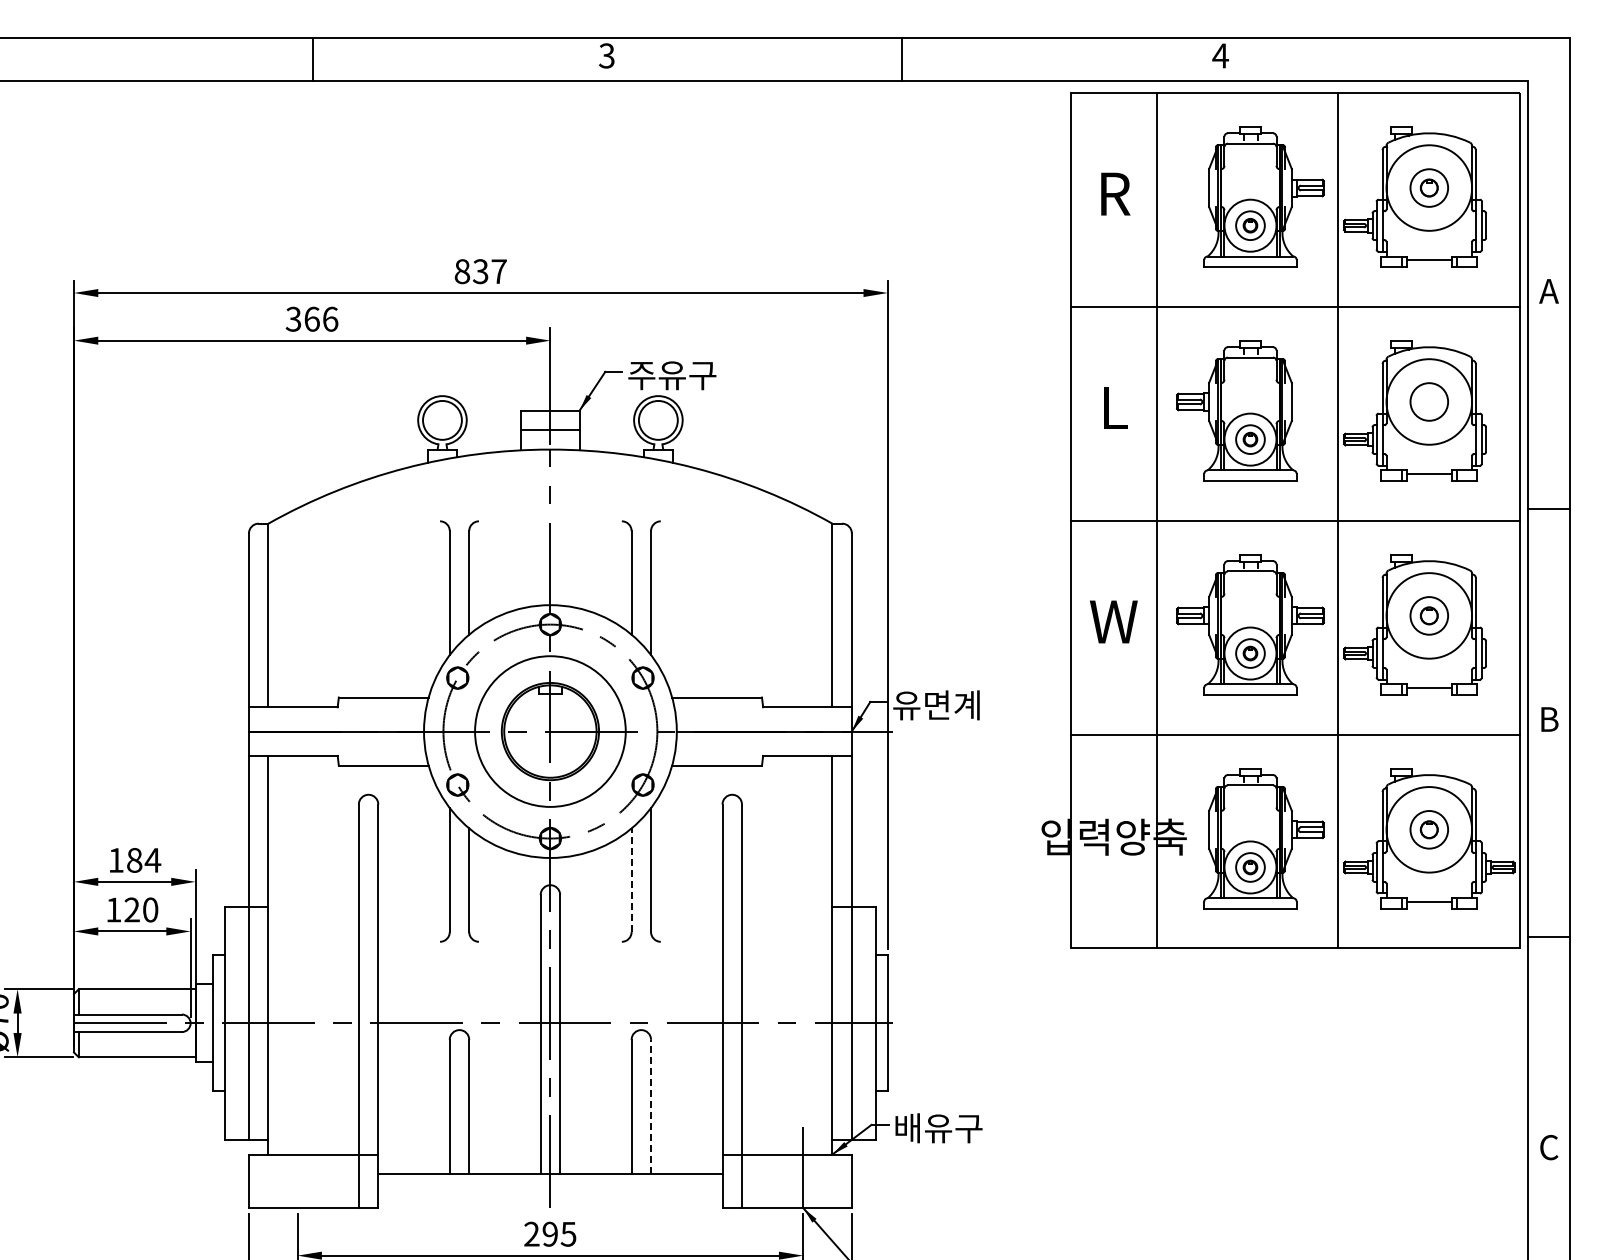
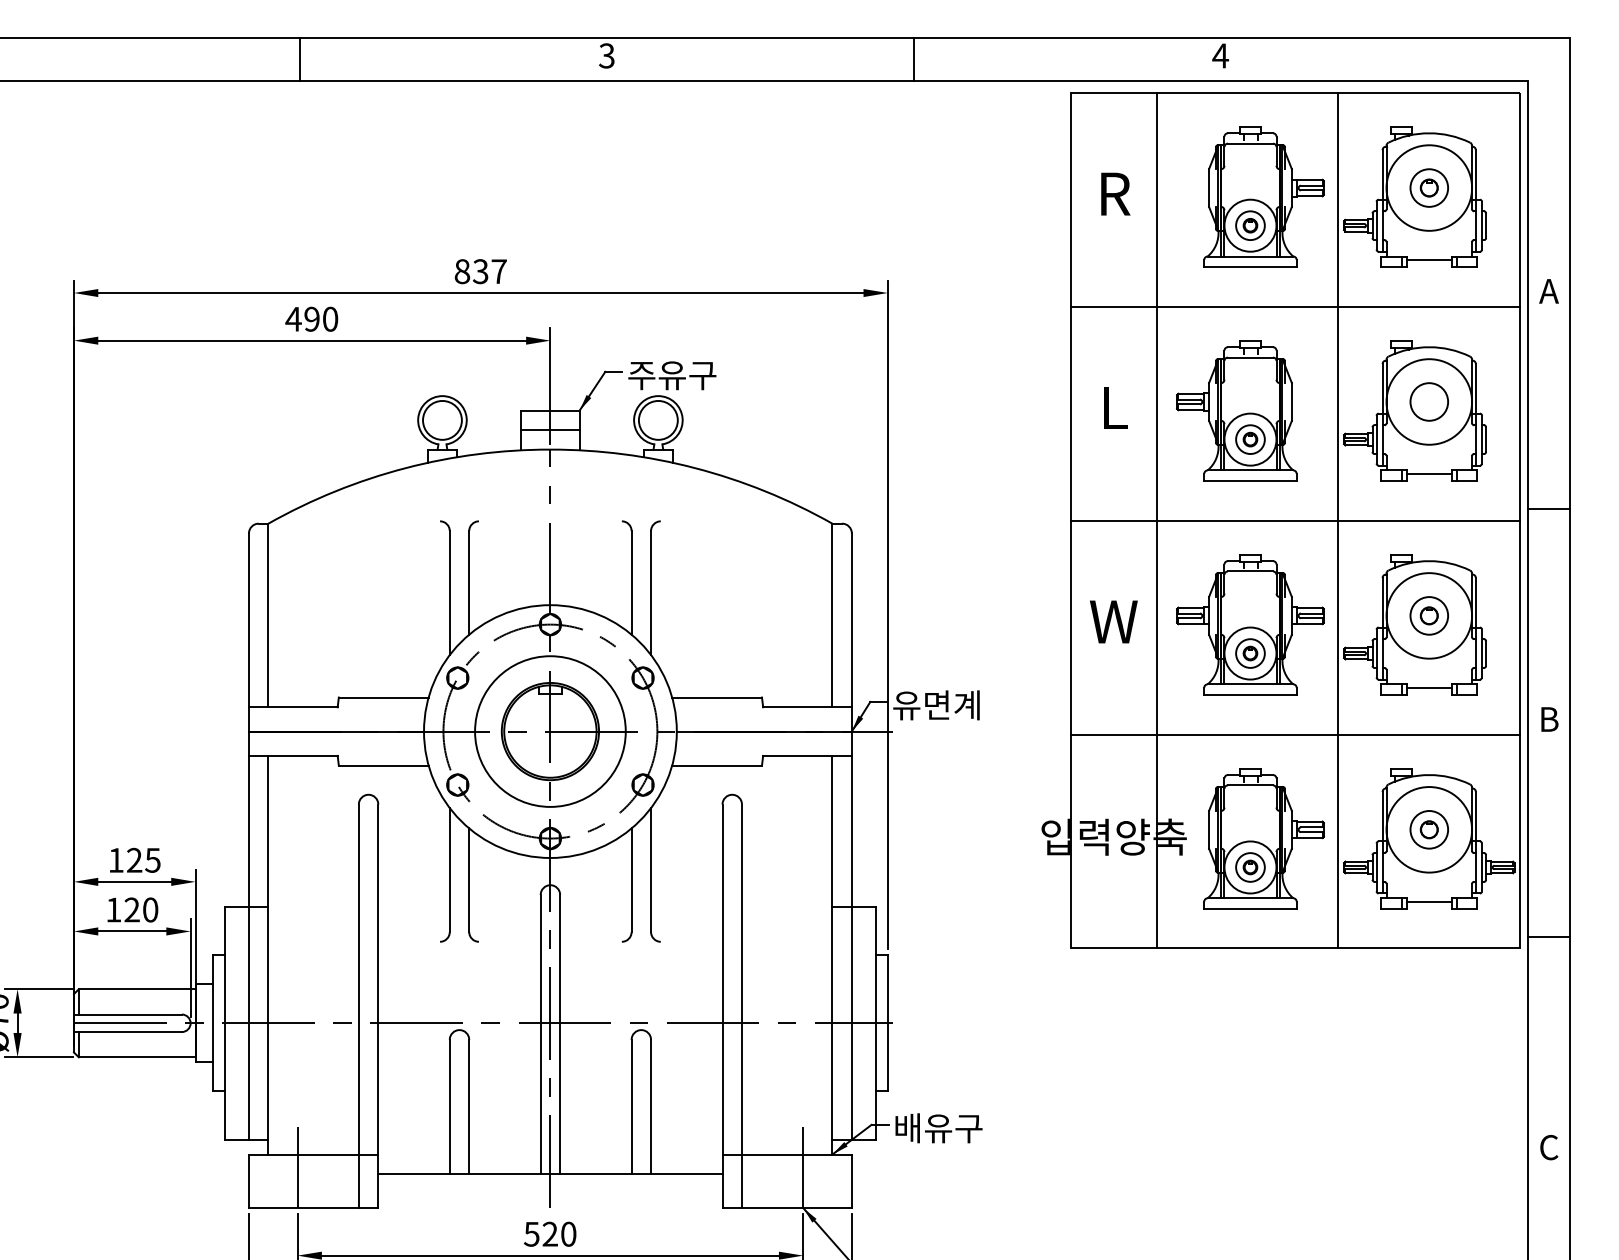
line position: (313, 58) -> (300, 58) (300, 58)
line position: (901, 58) -> (913, 58) (913, 58)
text: 366 -> 490 (311, 318)
text: 184 -> 125 (144, 859)
line: dashed -> solid (631, 880)
line: dashed -> solid (651, 1106)
line: none -> present (297, 1167)
text: 295 -> 520 (550, 1233)
